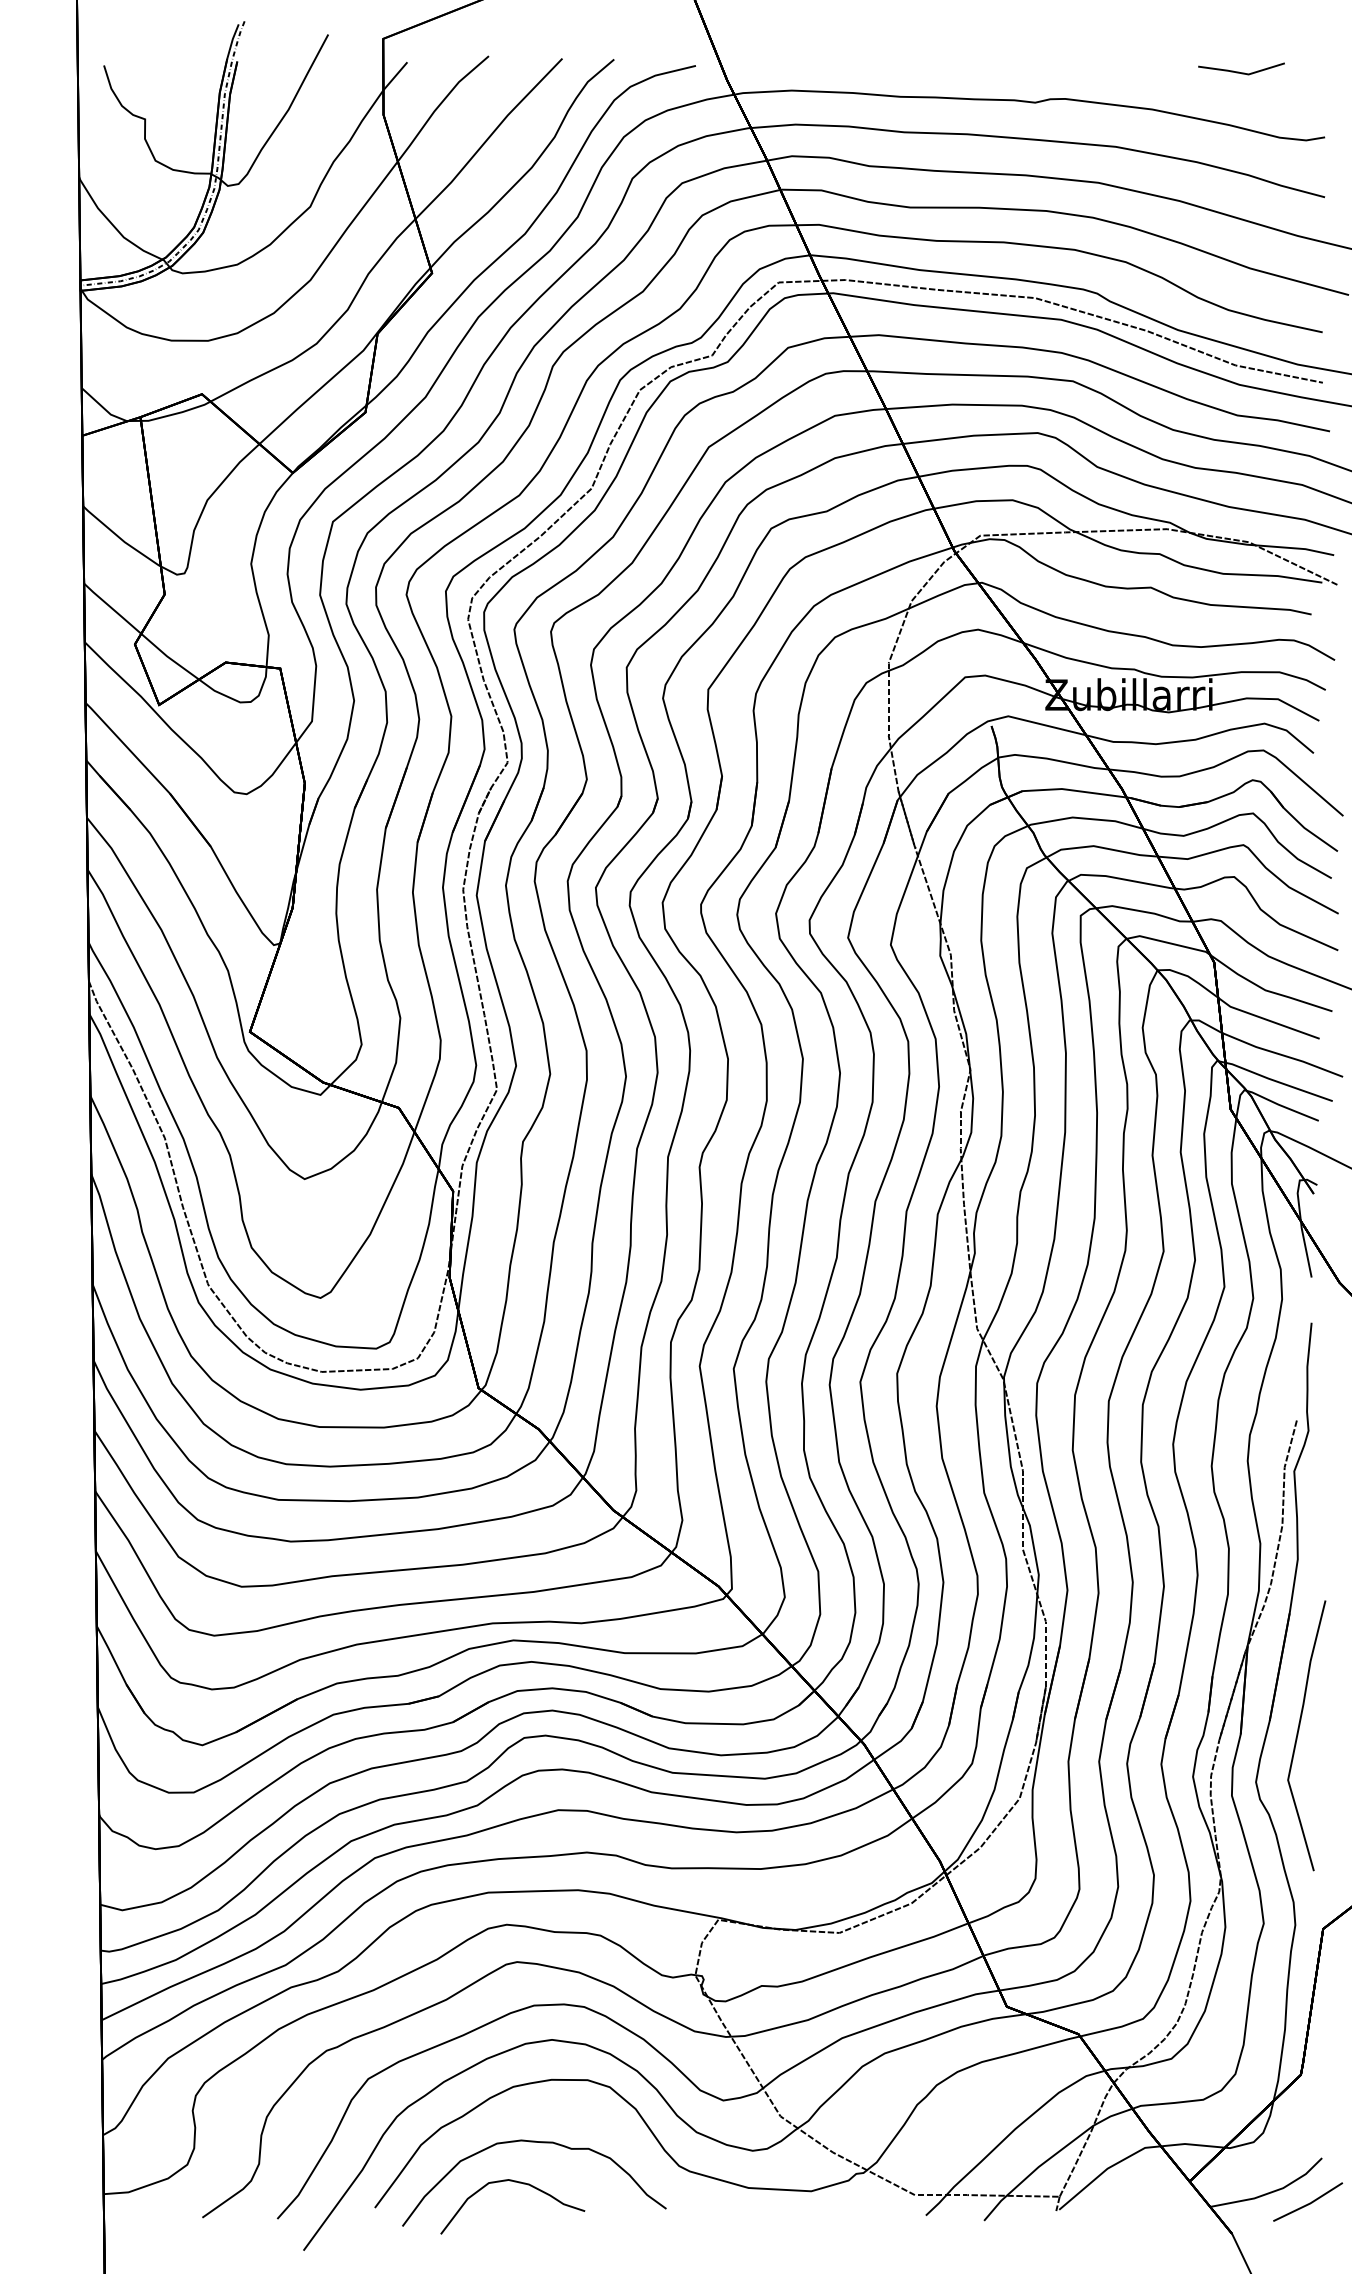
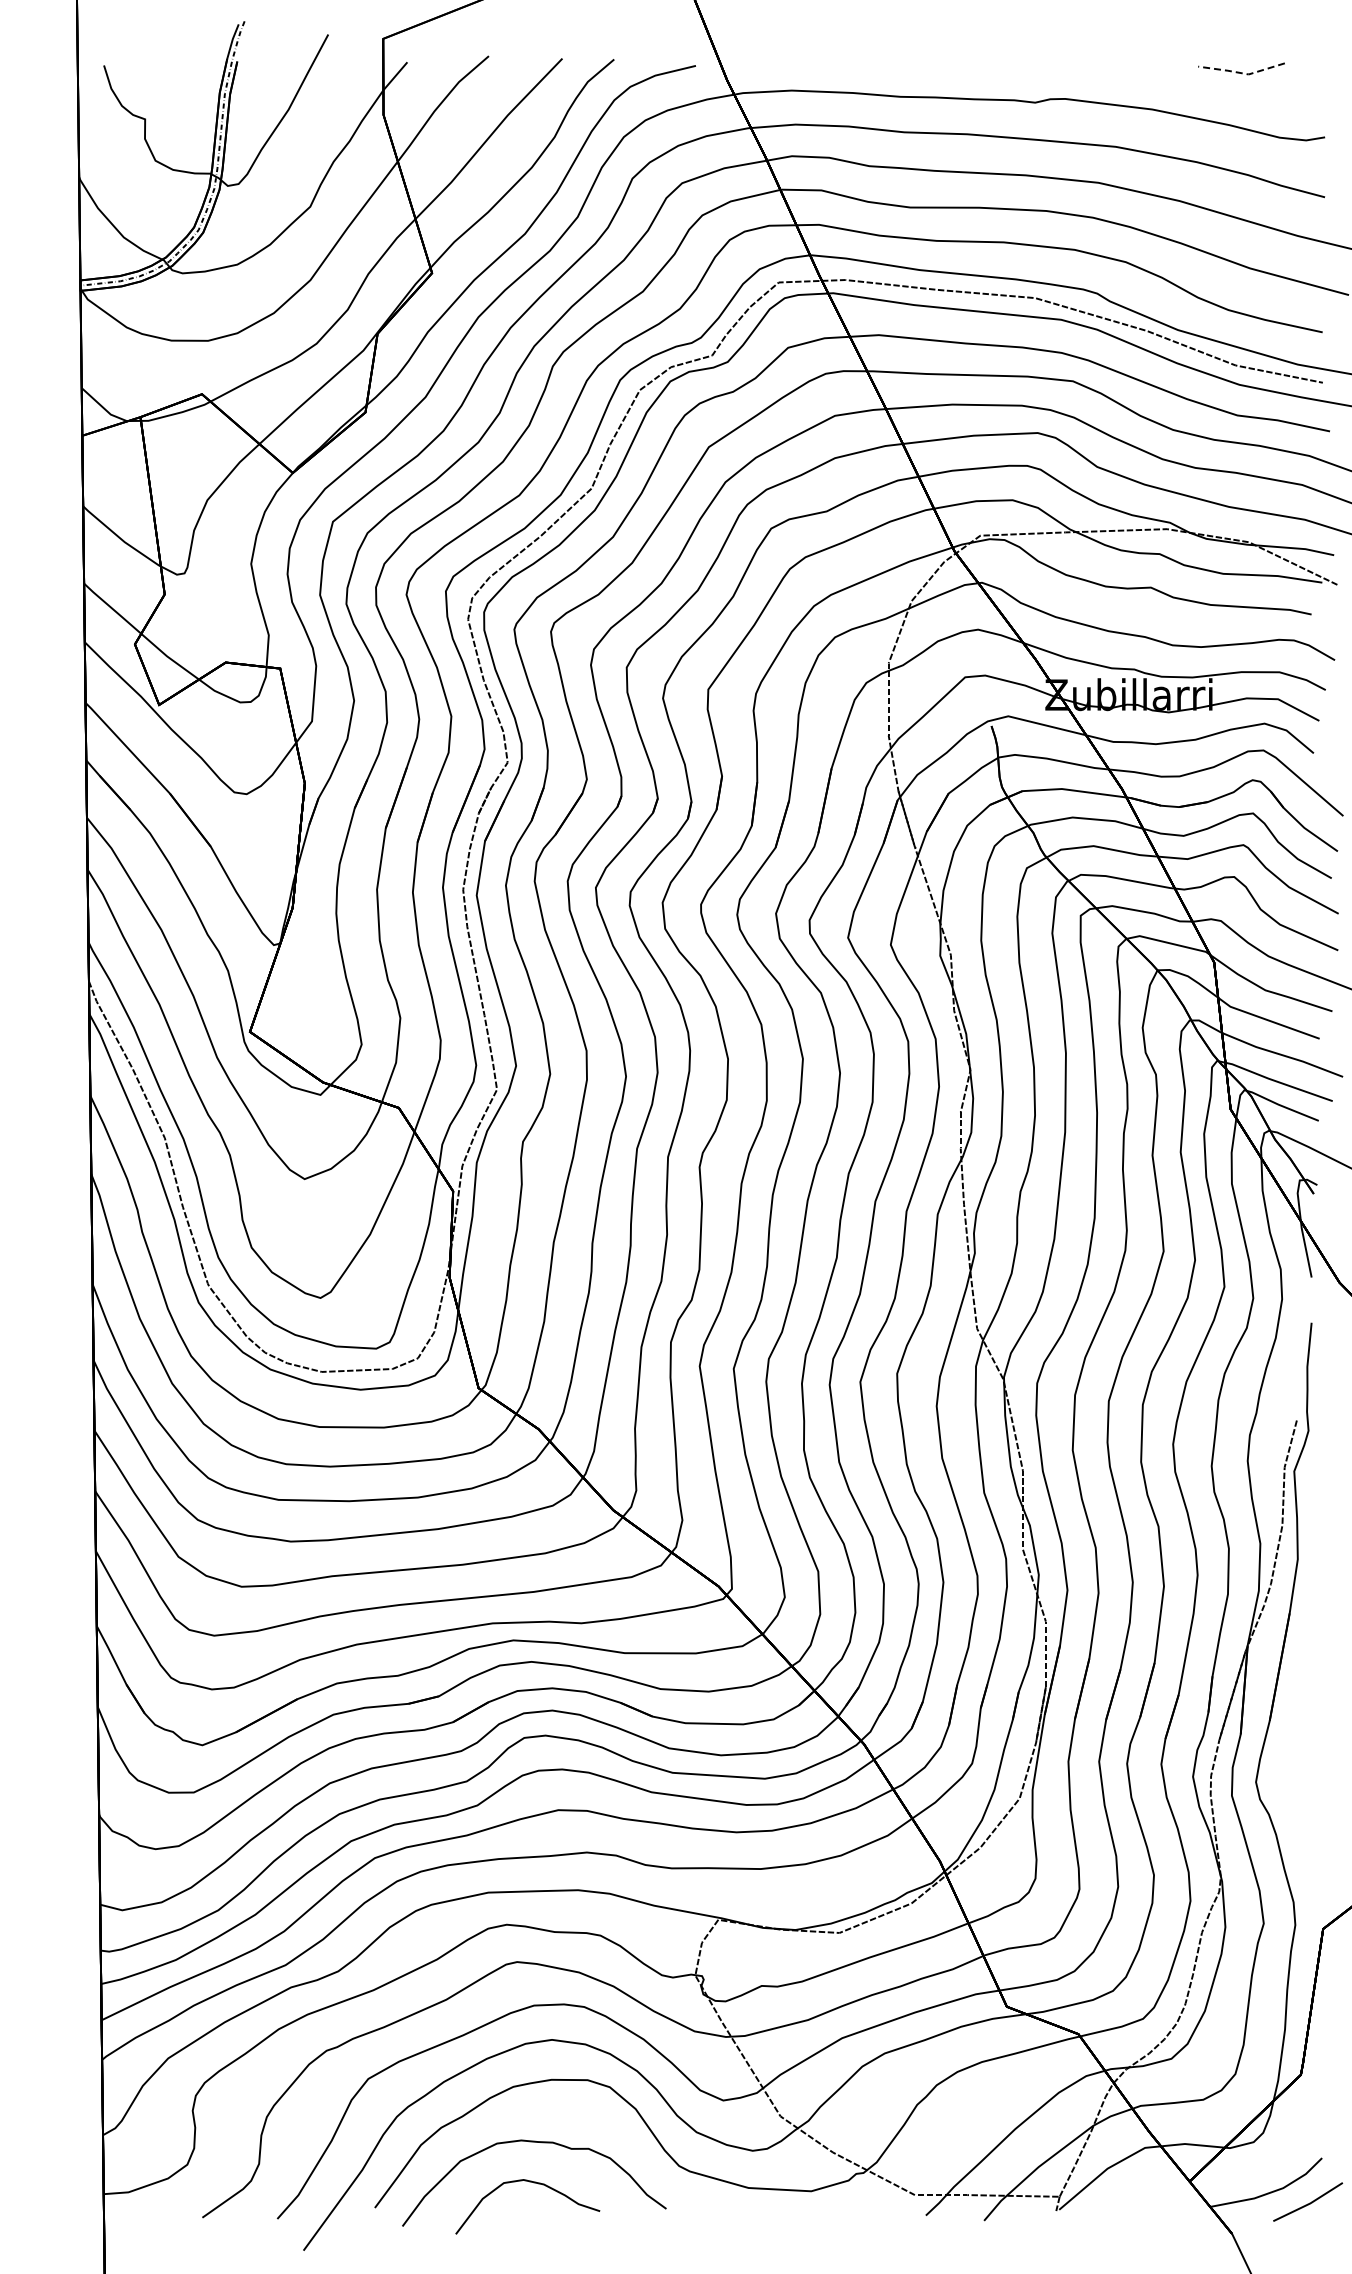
line: solid -> dashed (1241, 73)
curve: present -> none (1298, 1735)
curve position: (518, 2183) -> (533, 2183) (533, 2183)
